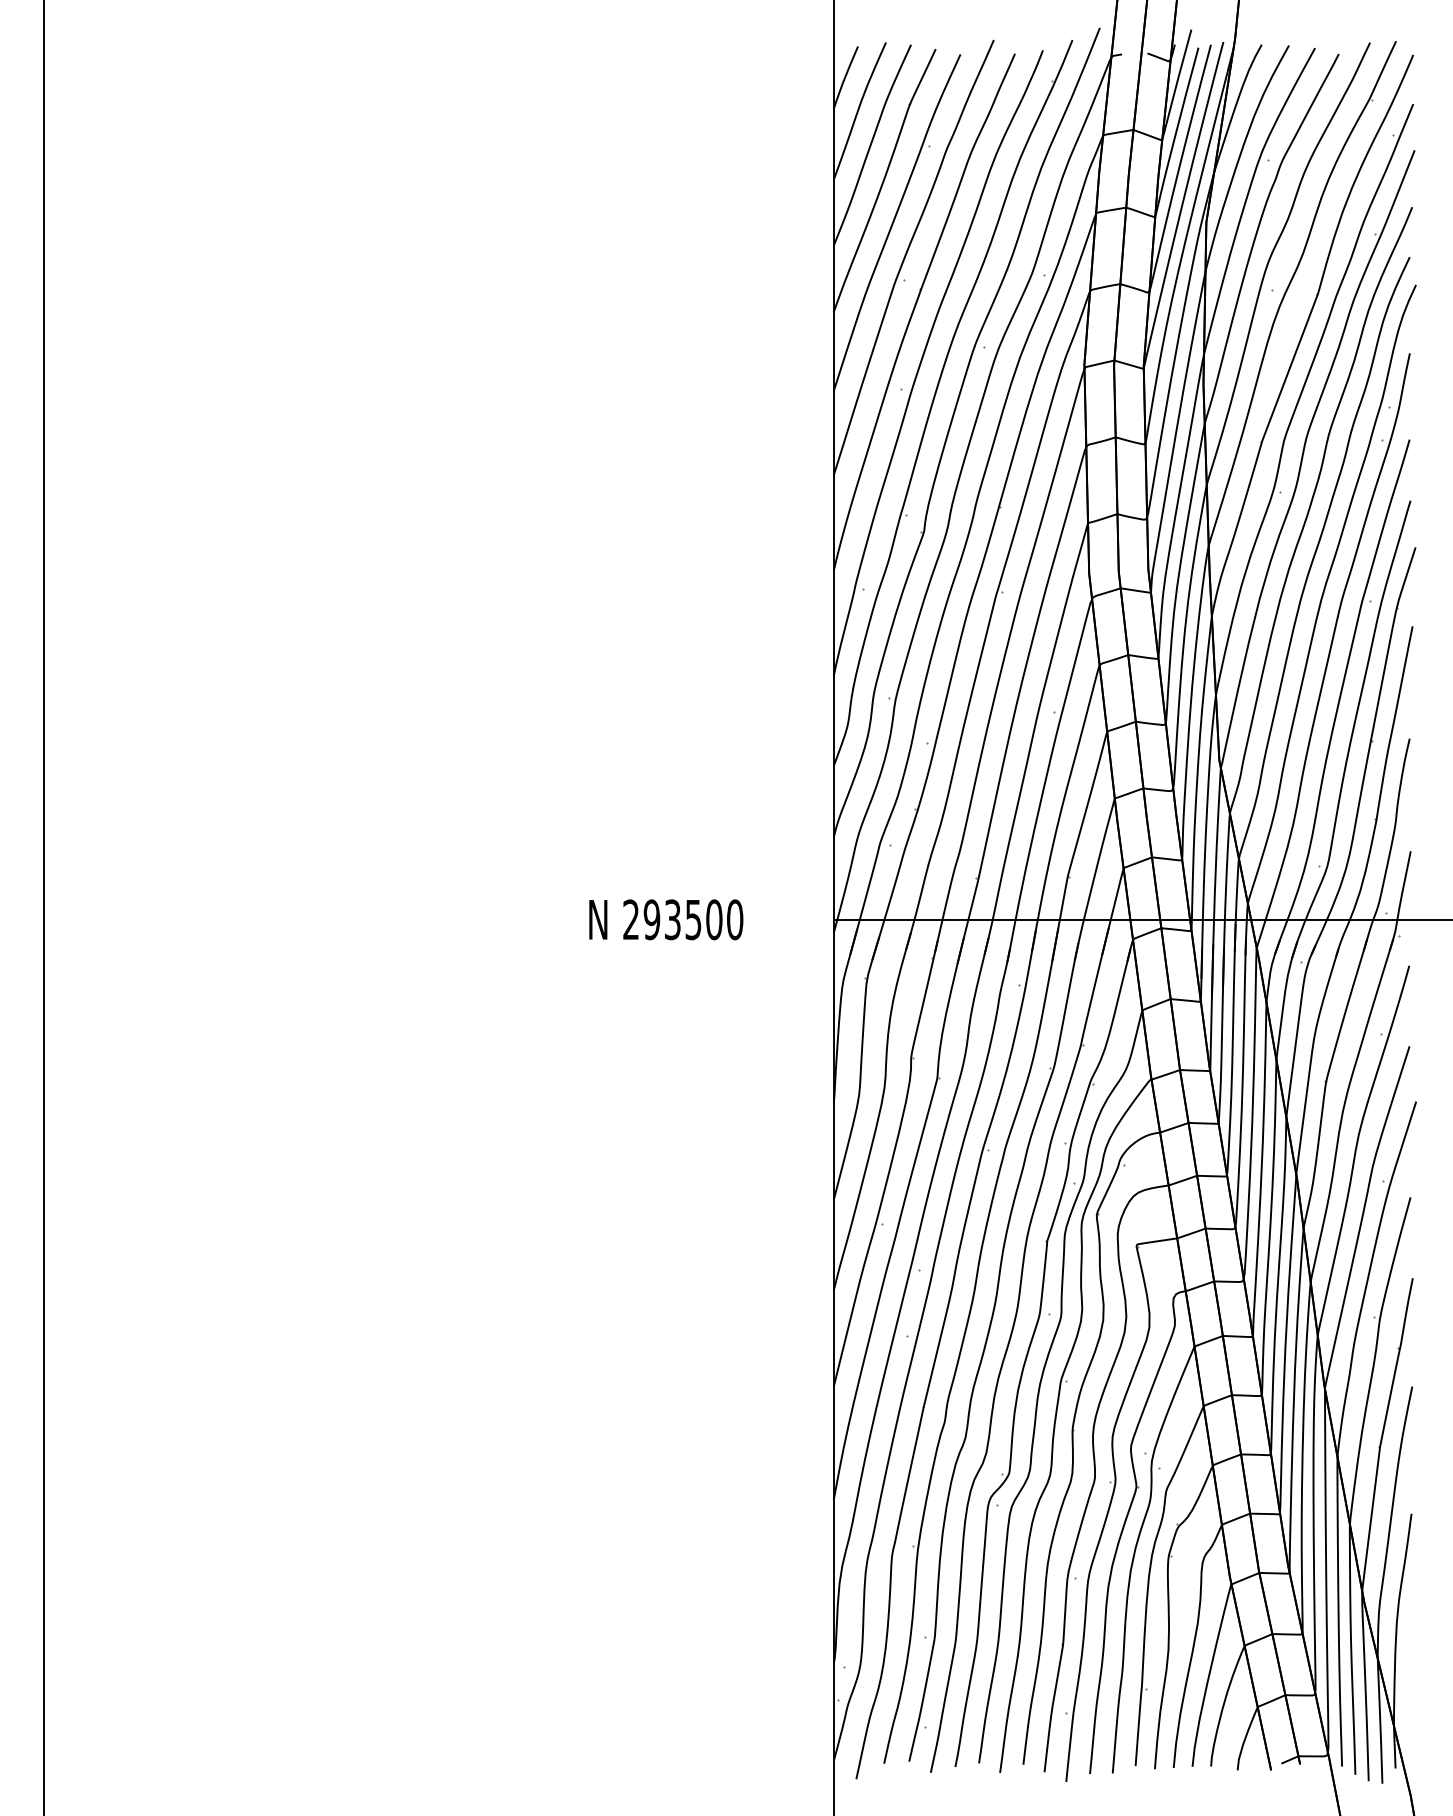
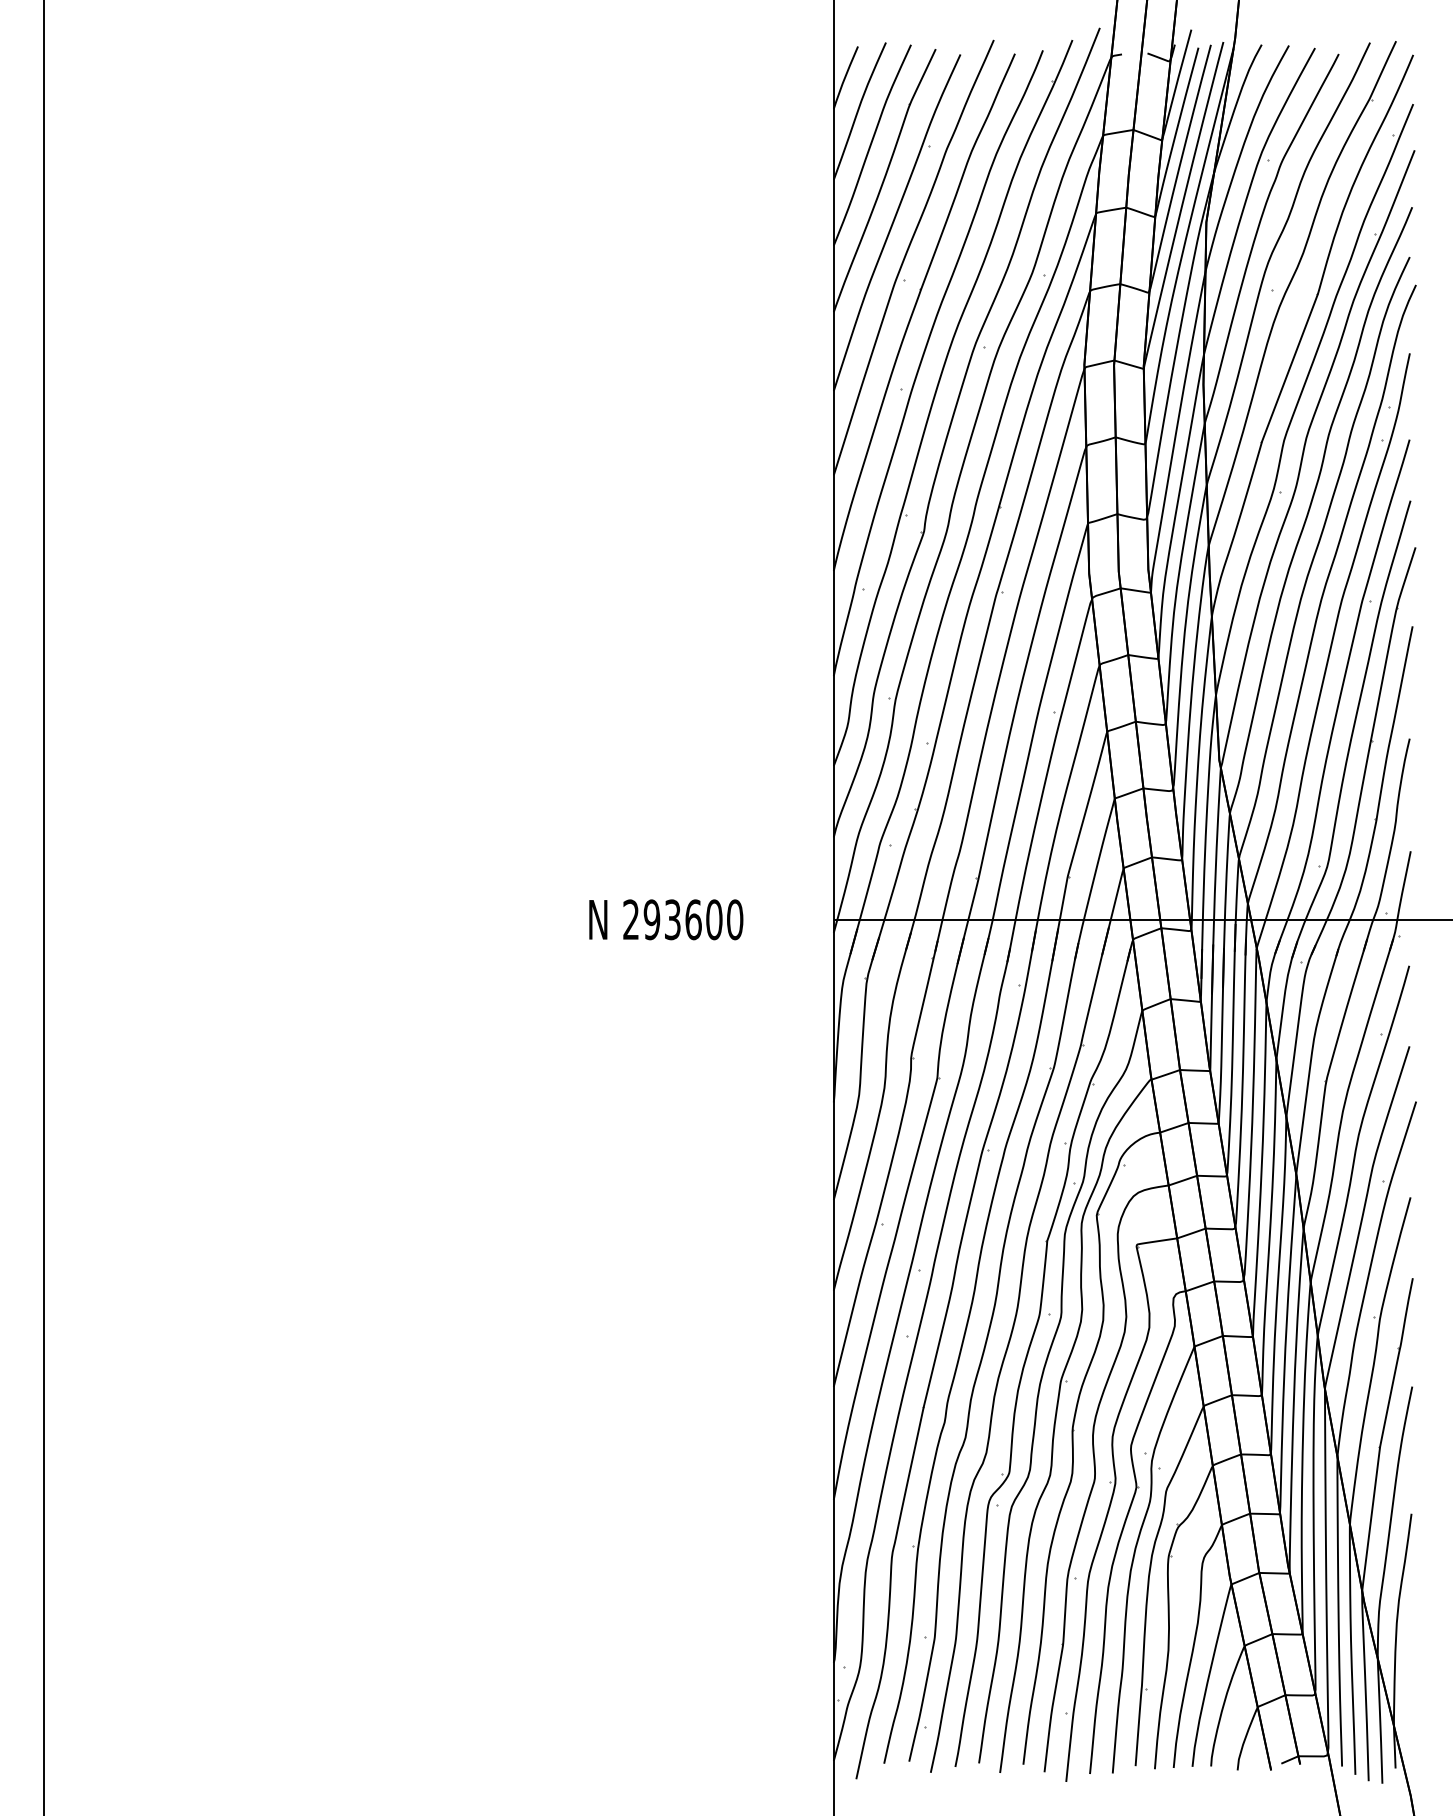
text: 293500 -> 293600 (693, 919)
